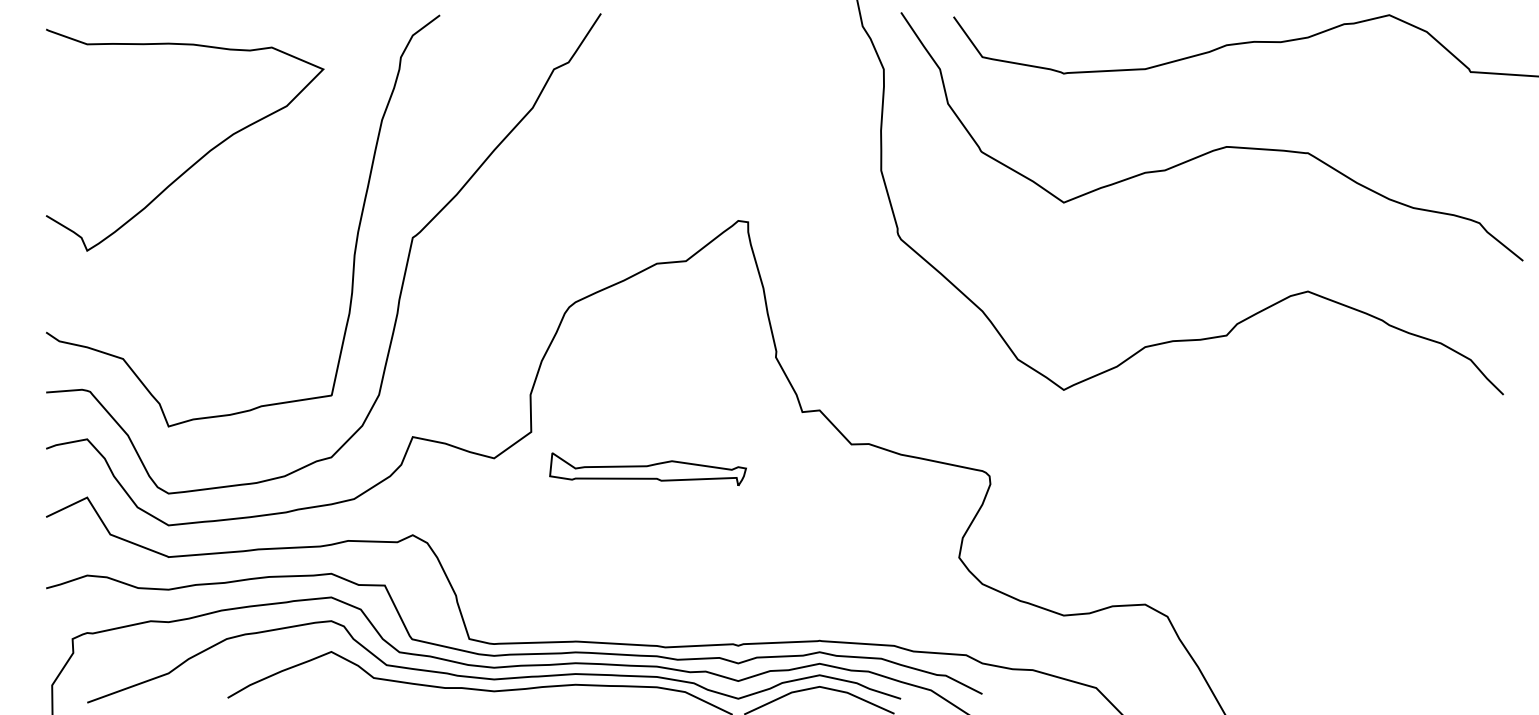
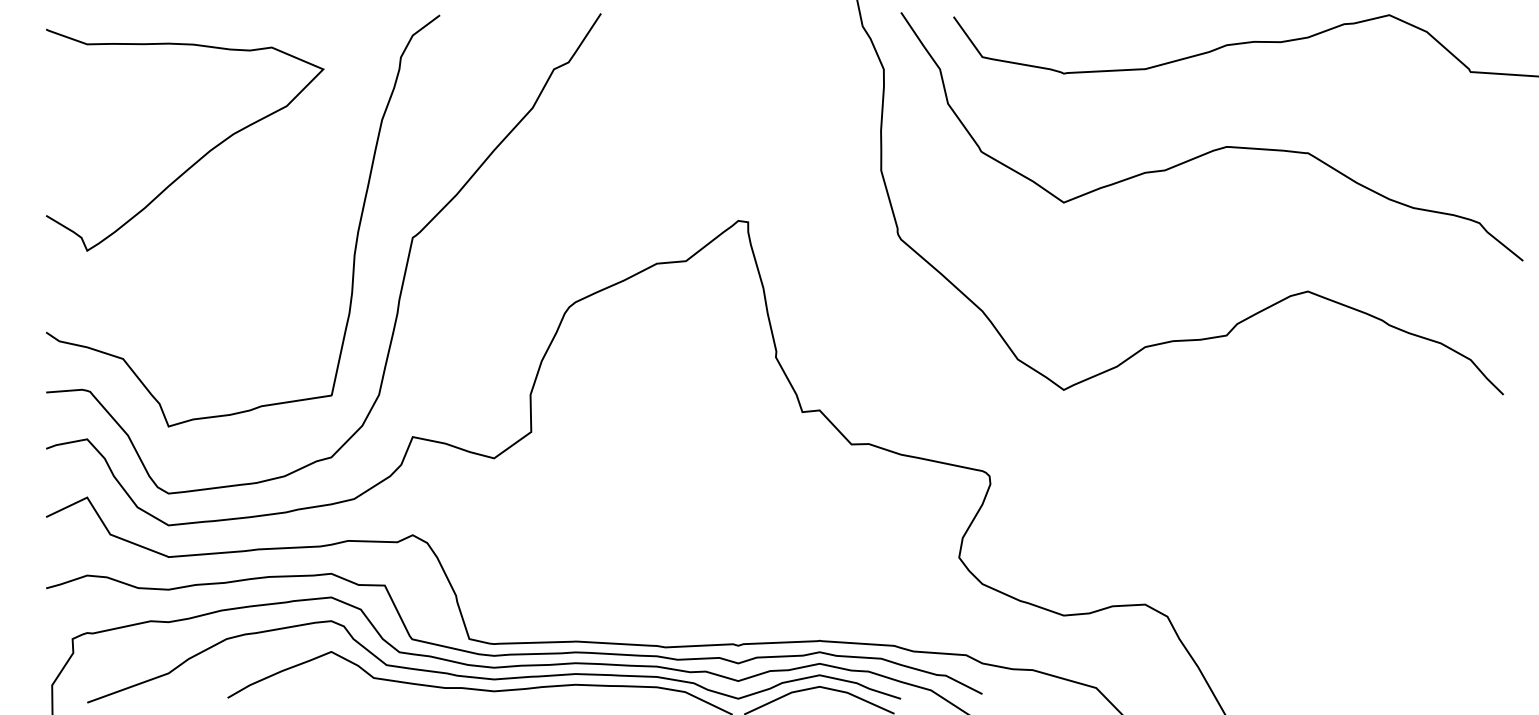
part: present -> none (647, 468)
